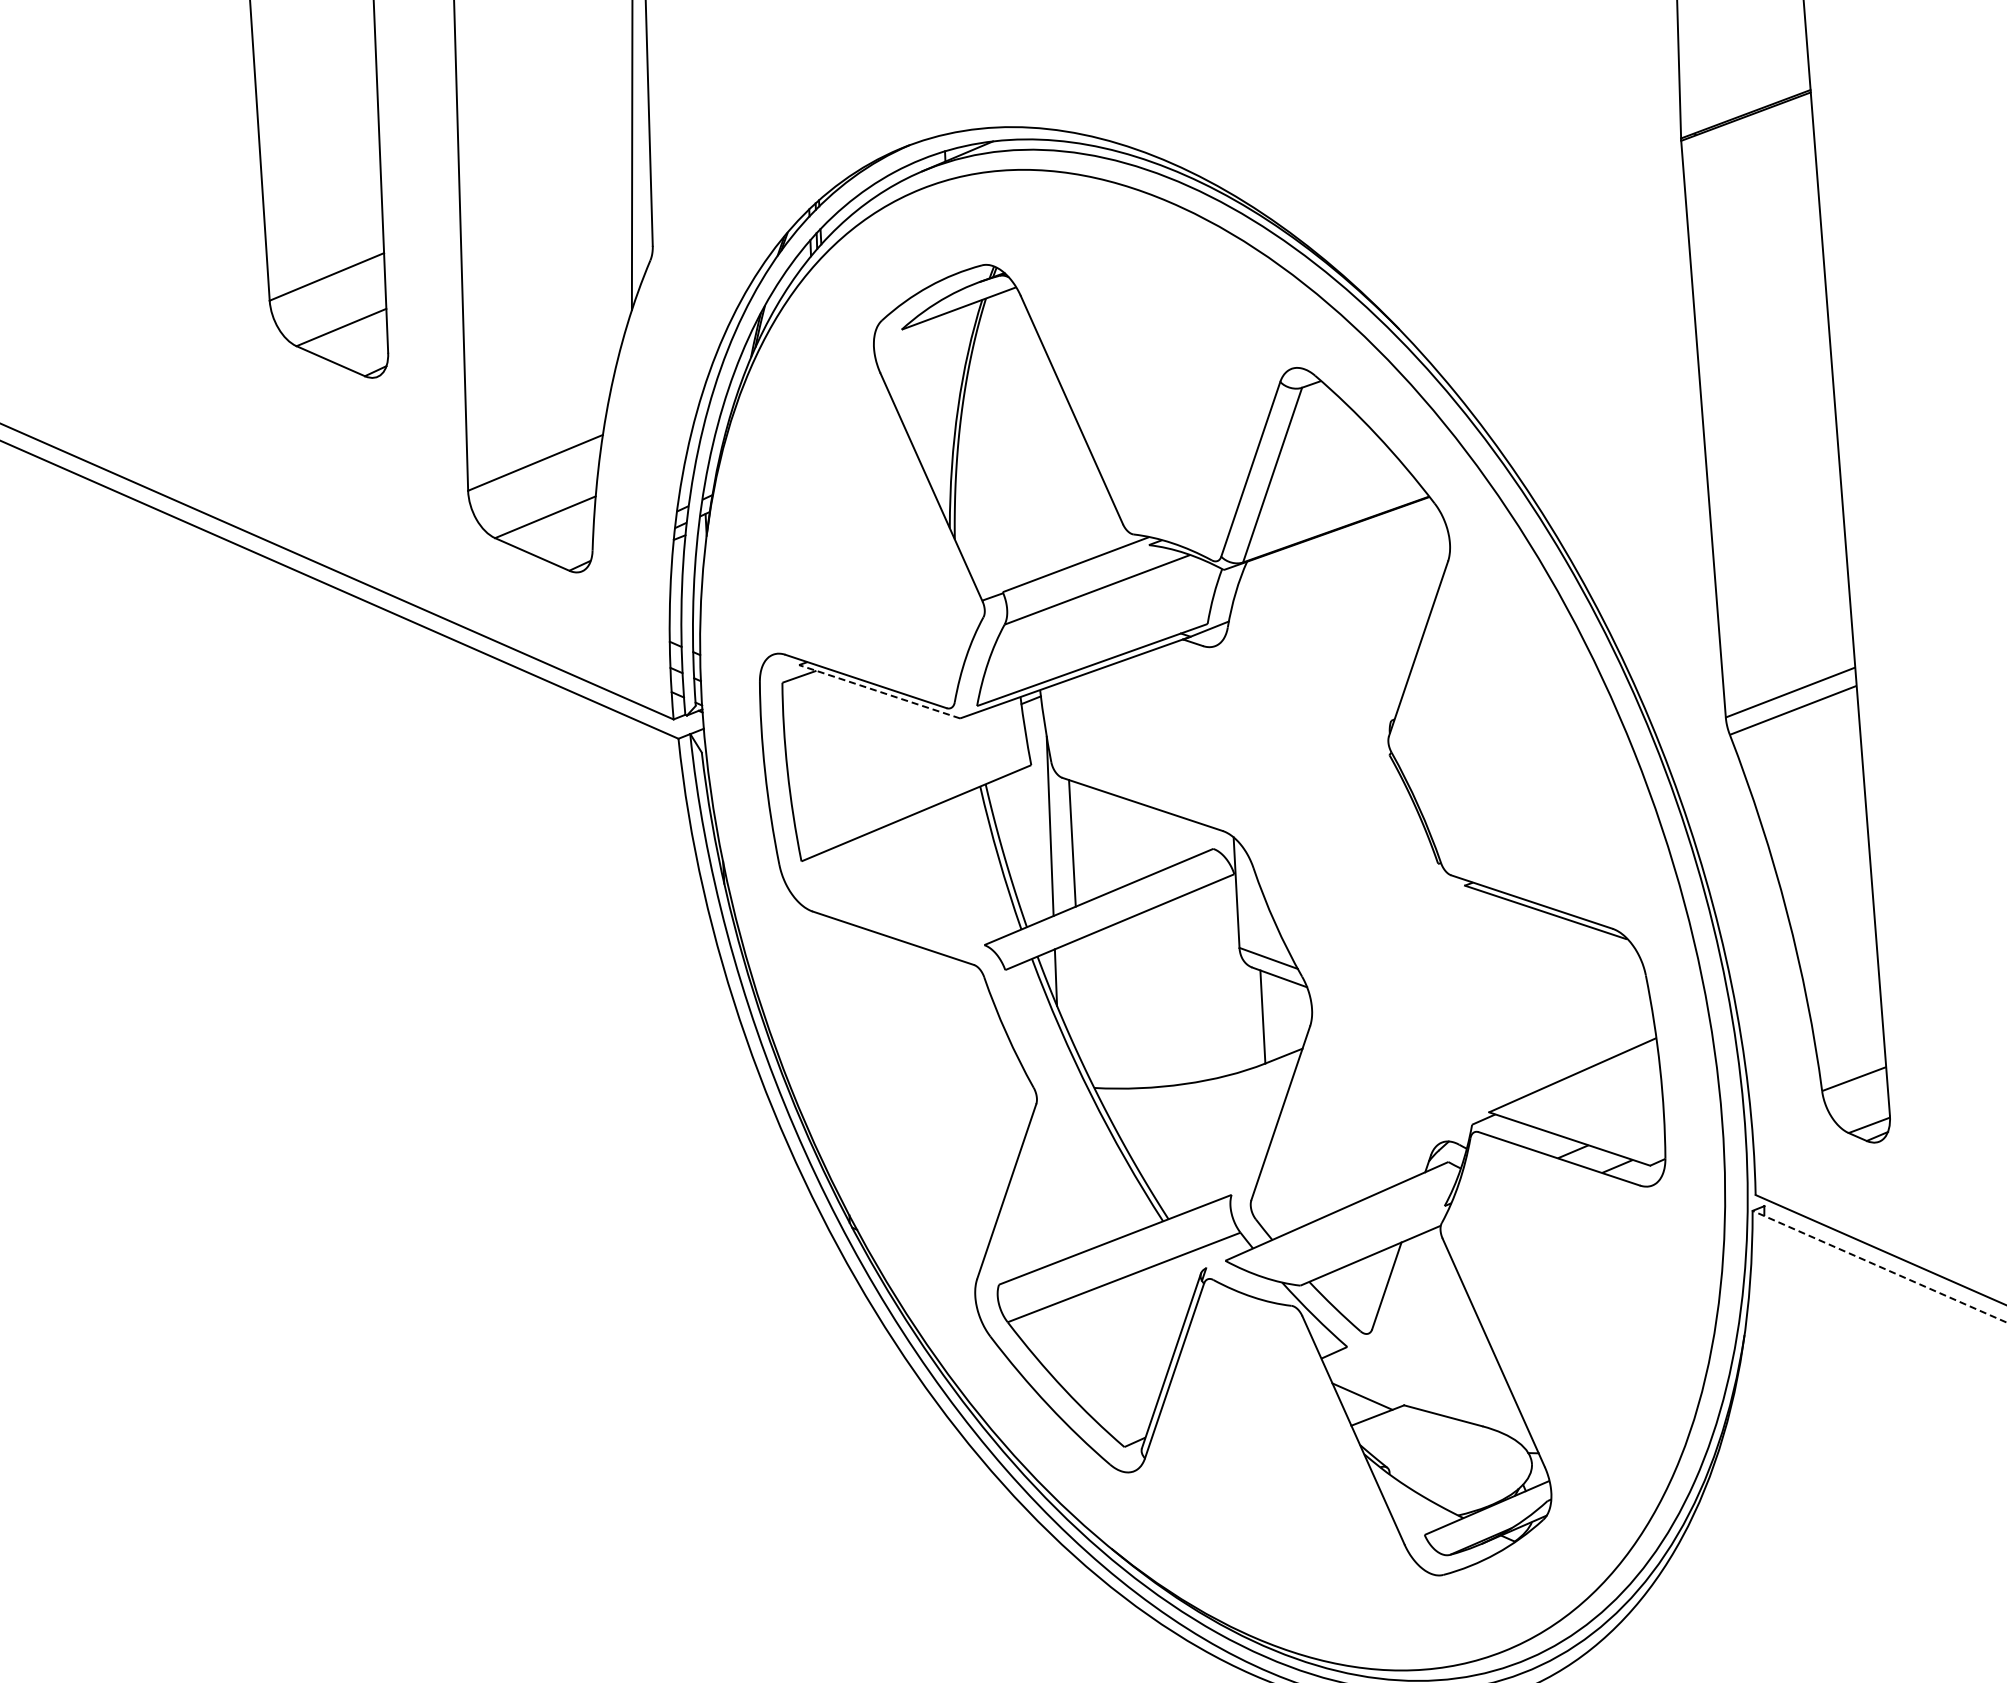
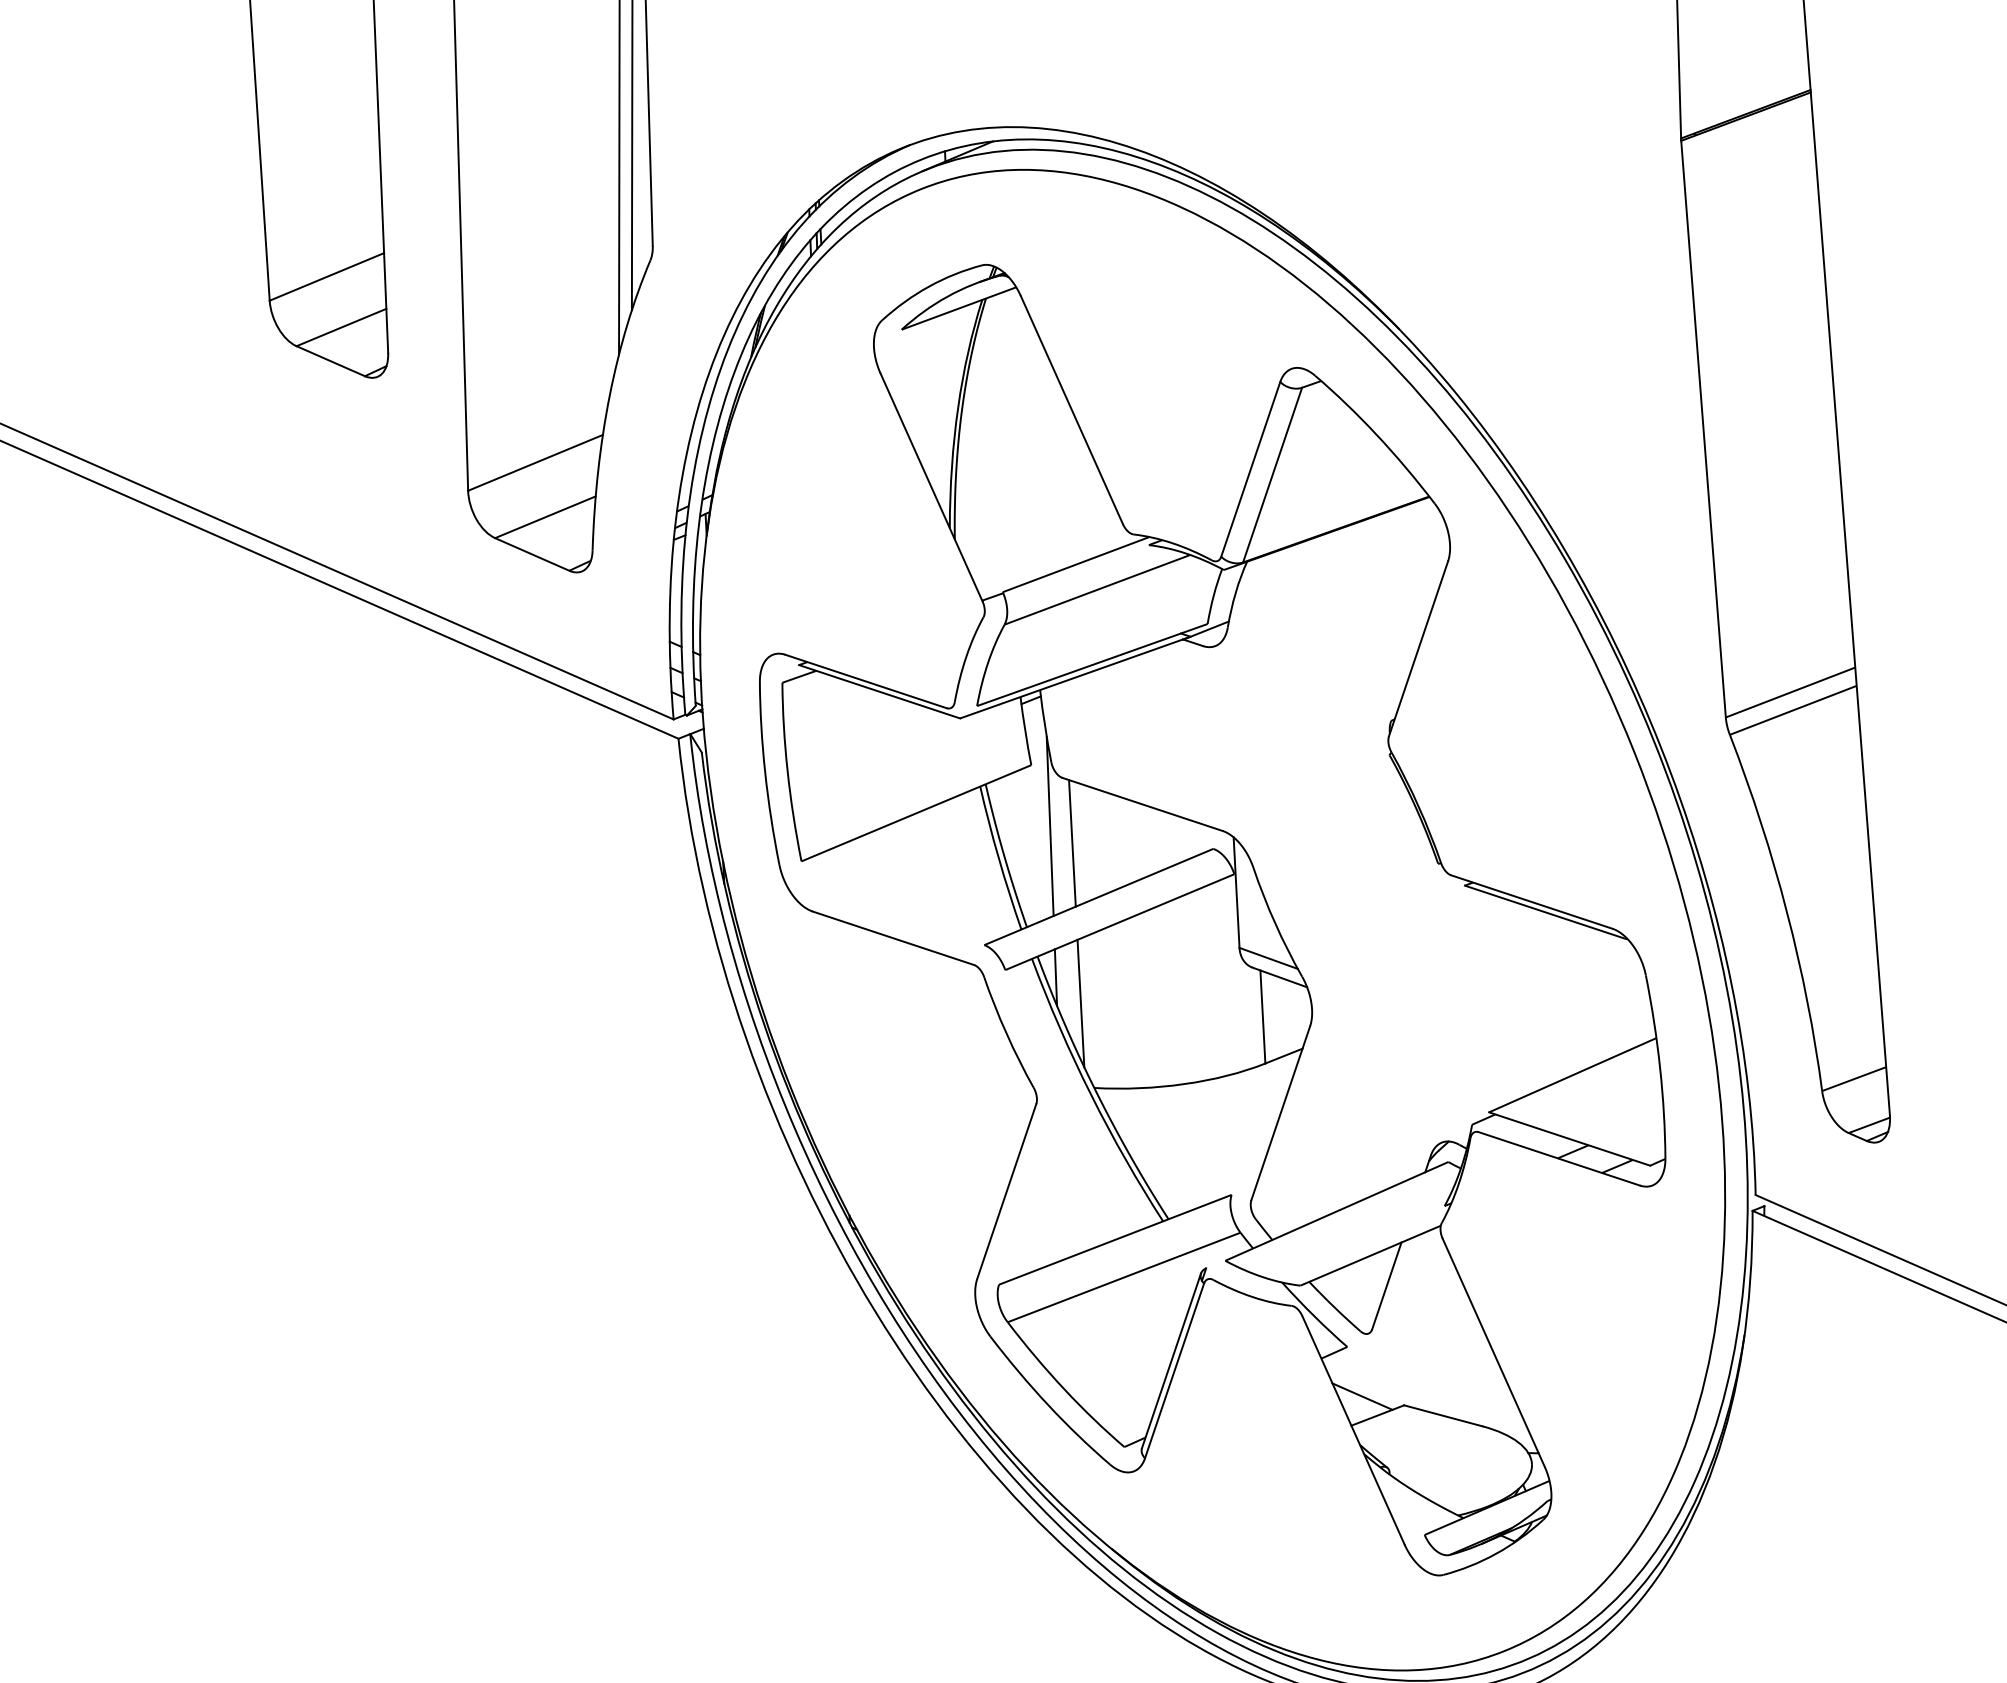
line: none -> present (619, 178)
line: dashed -> solid (879, 691)
line: none -> present (1080, 1003)
line: dashed -> solid (1879, 1266)
